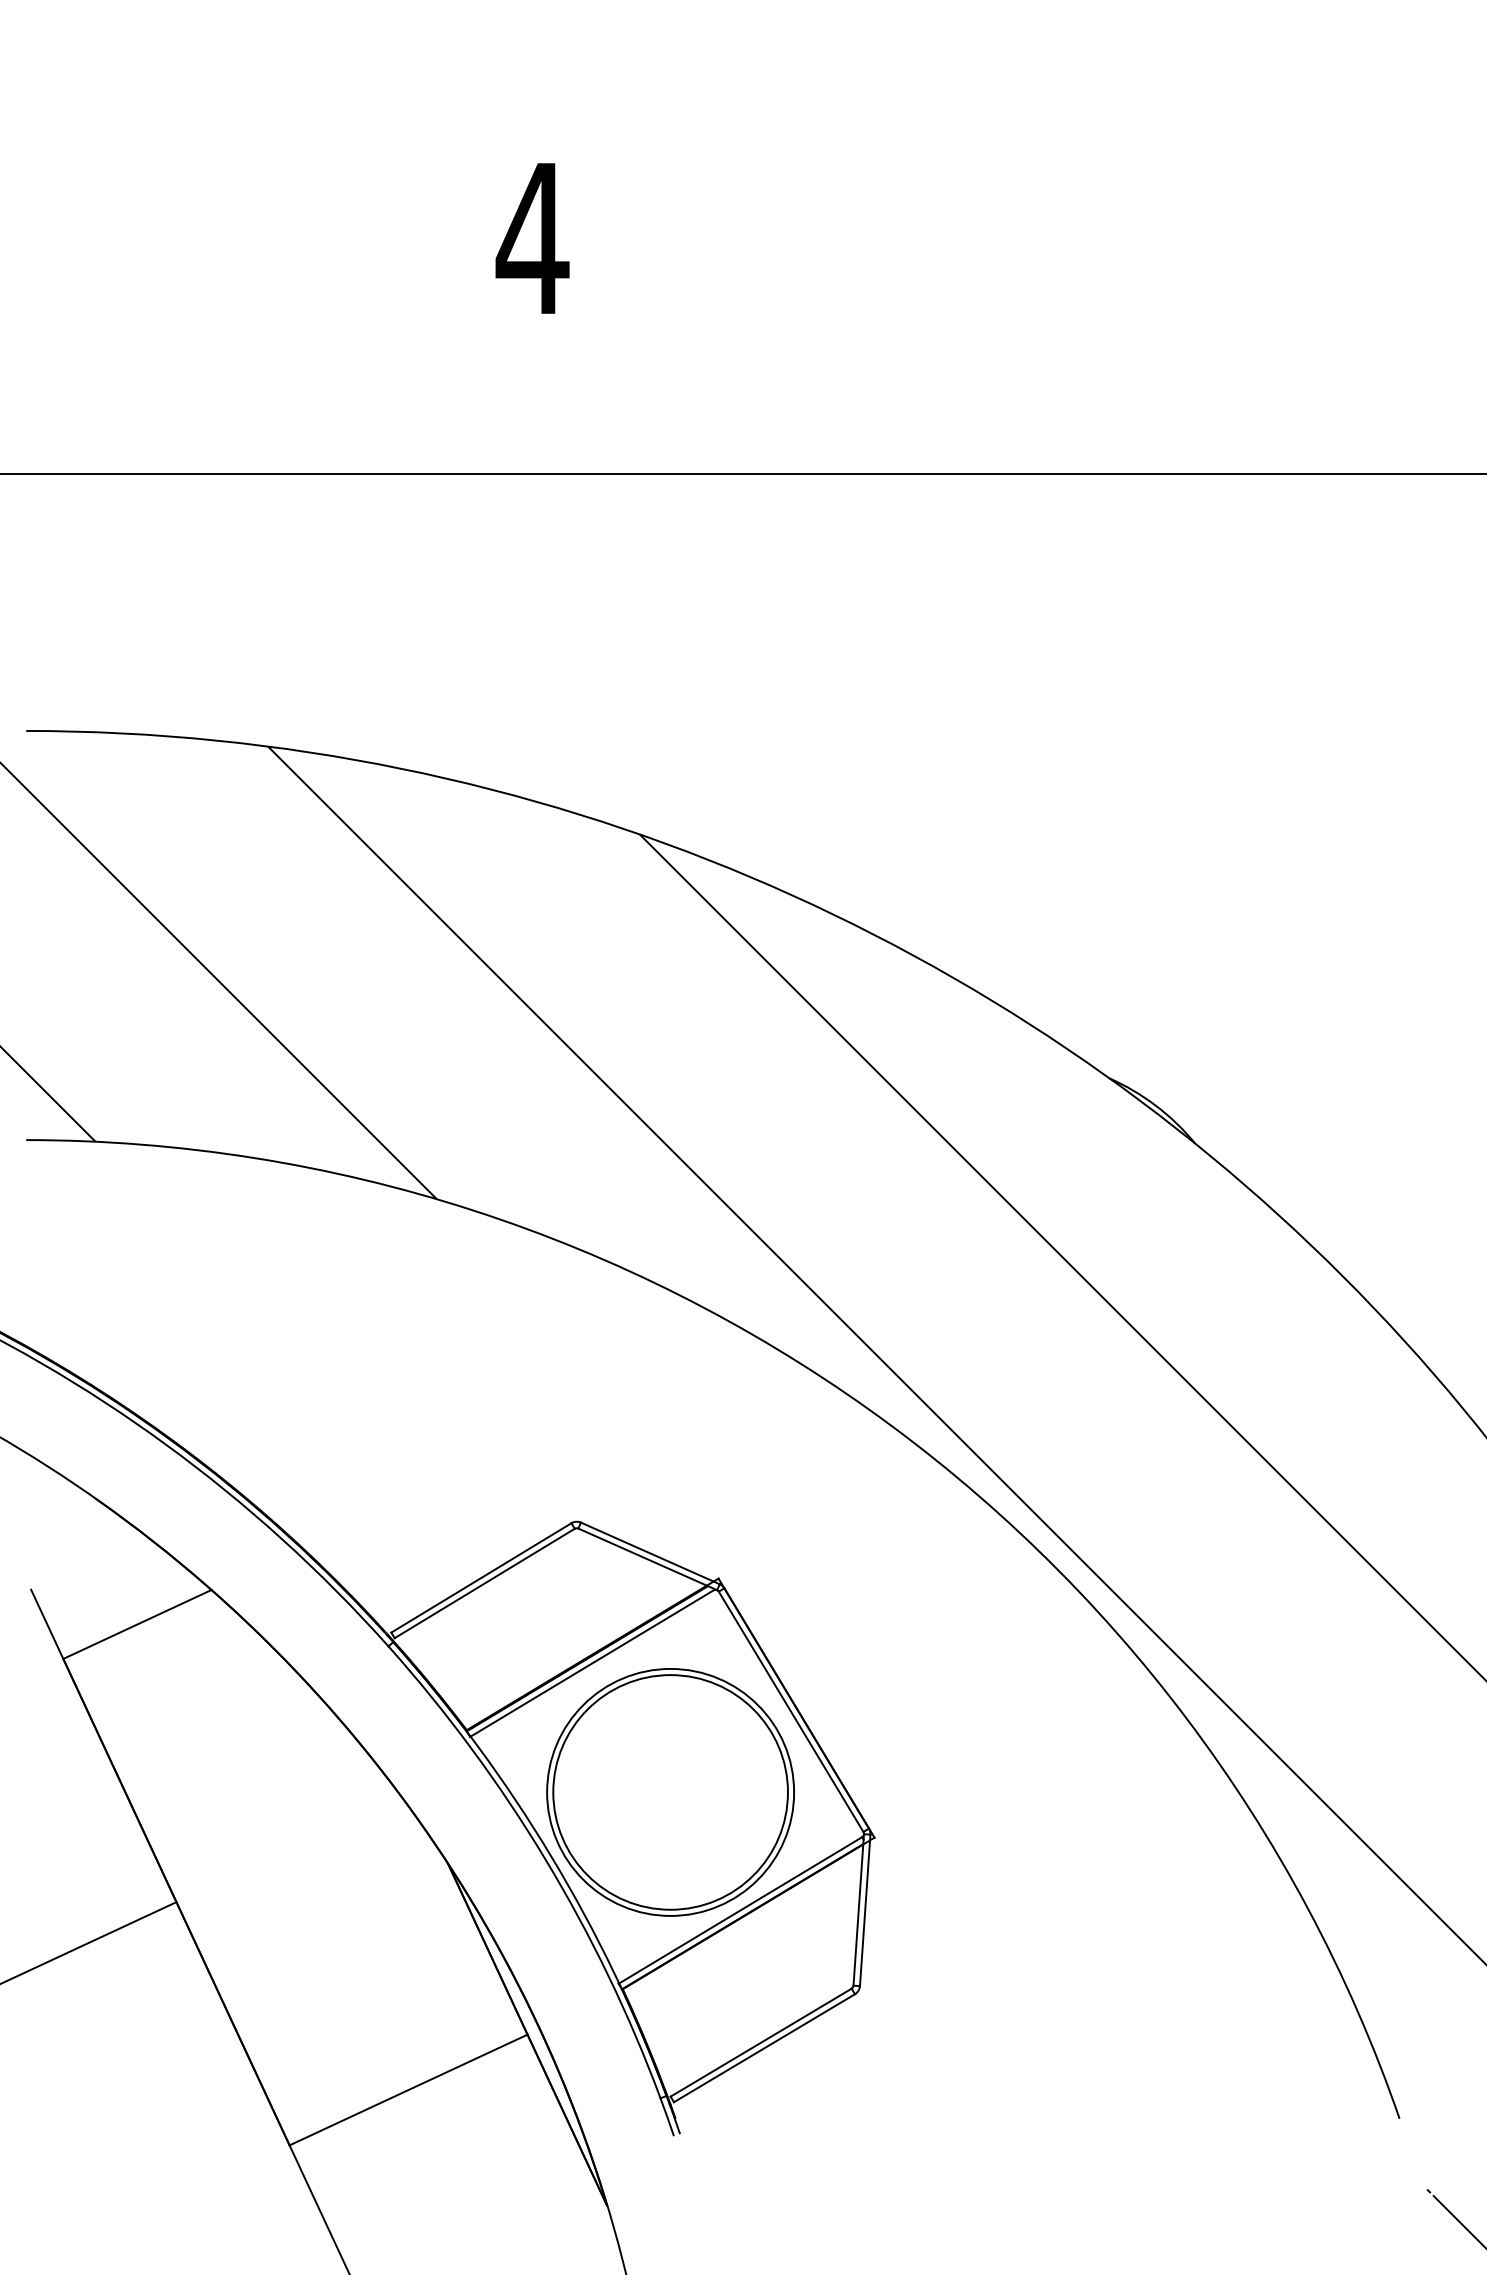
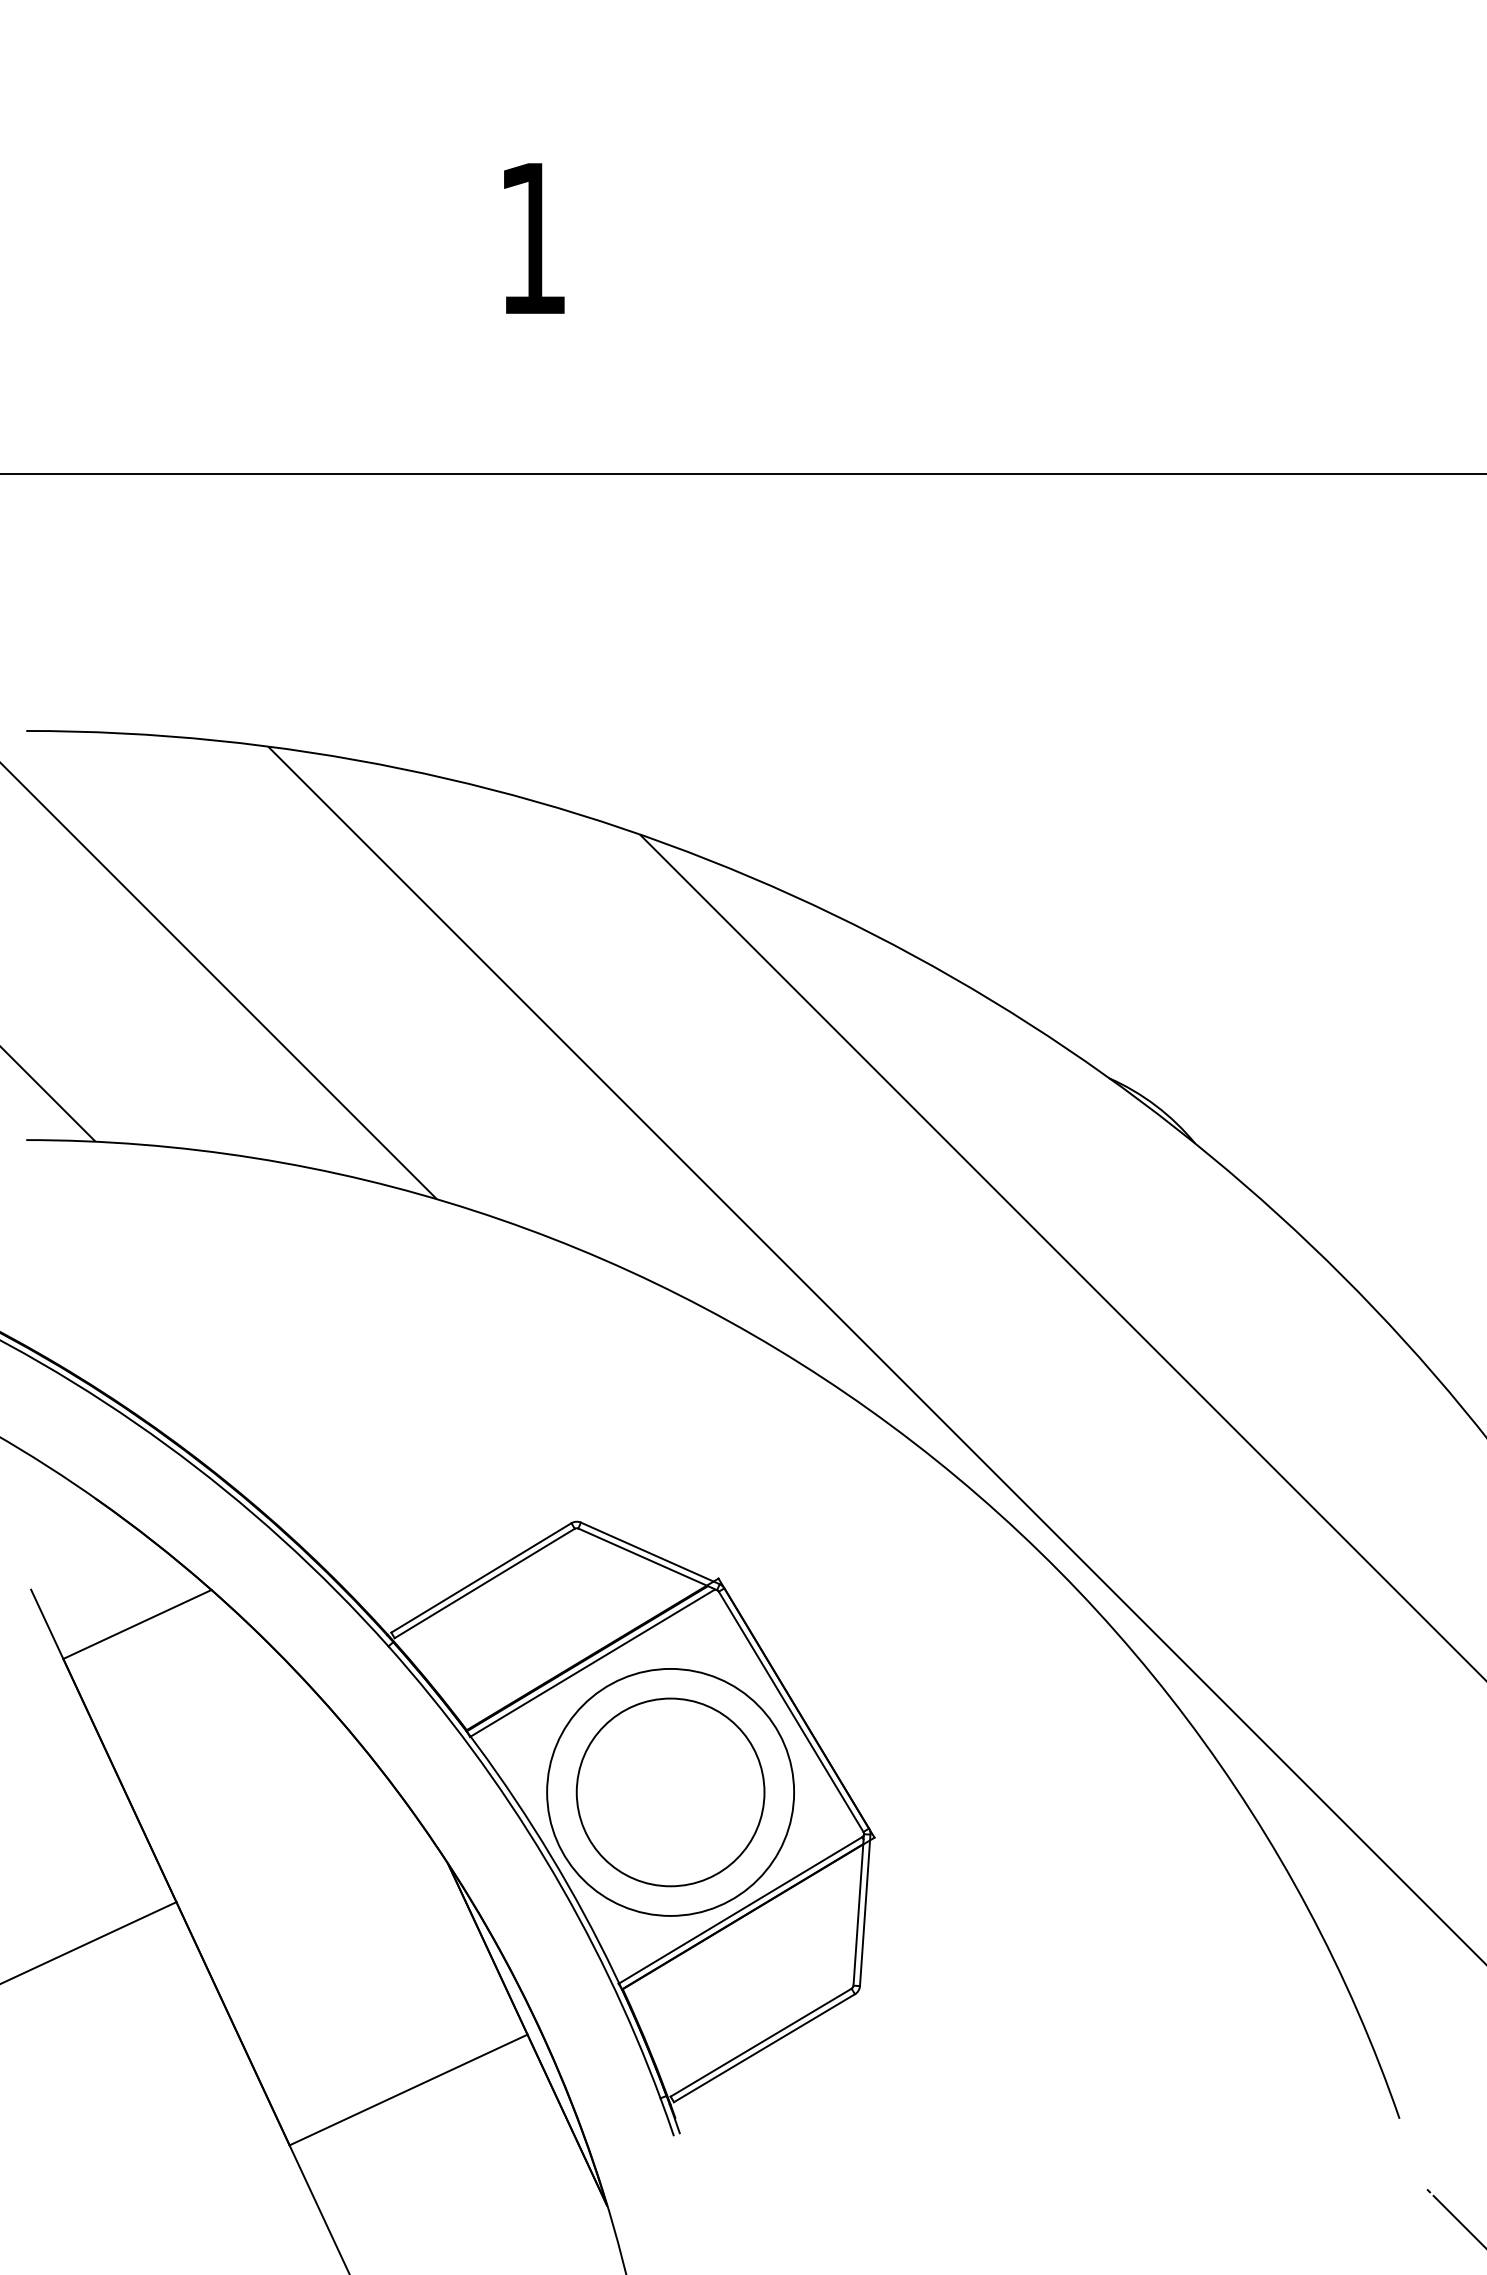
text: 4 -> 1 (532, 238)
circle diameter: 235 px -> 188 px (670, 1792)
